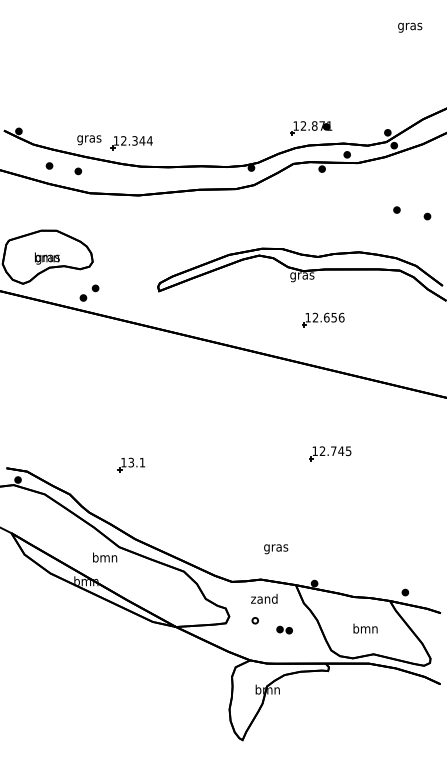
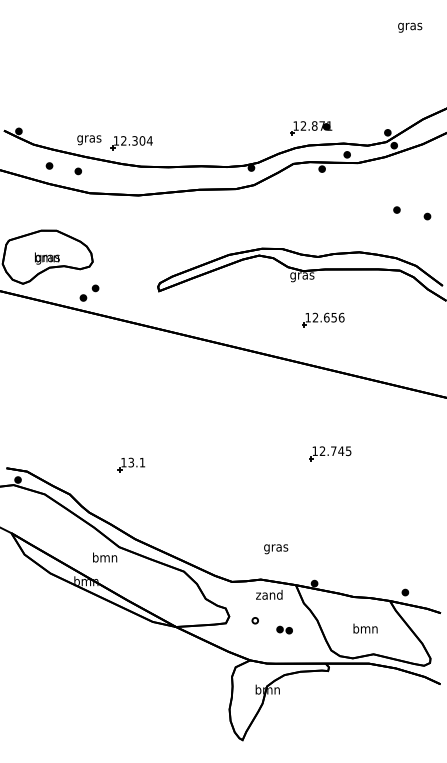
text: 12.344 -> 12.304 (142, 140)
text position: (264, 598) -> (269, 594) (269, 594)
